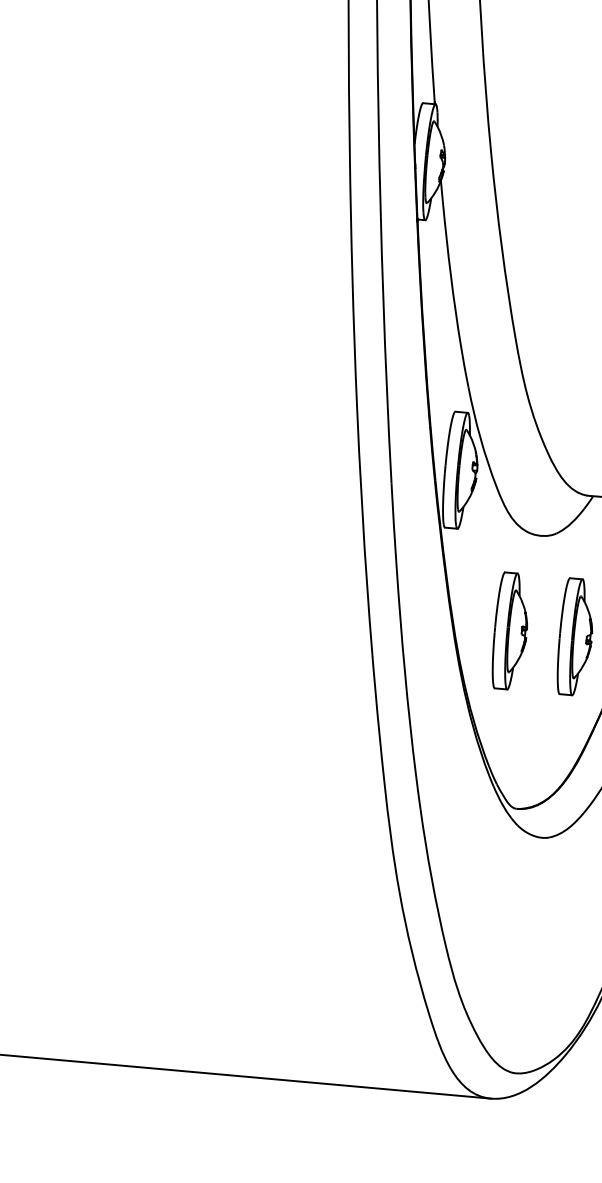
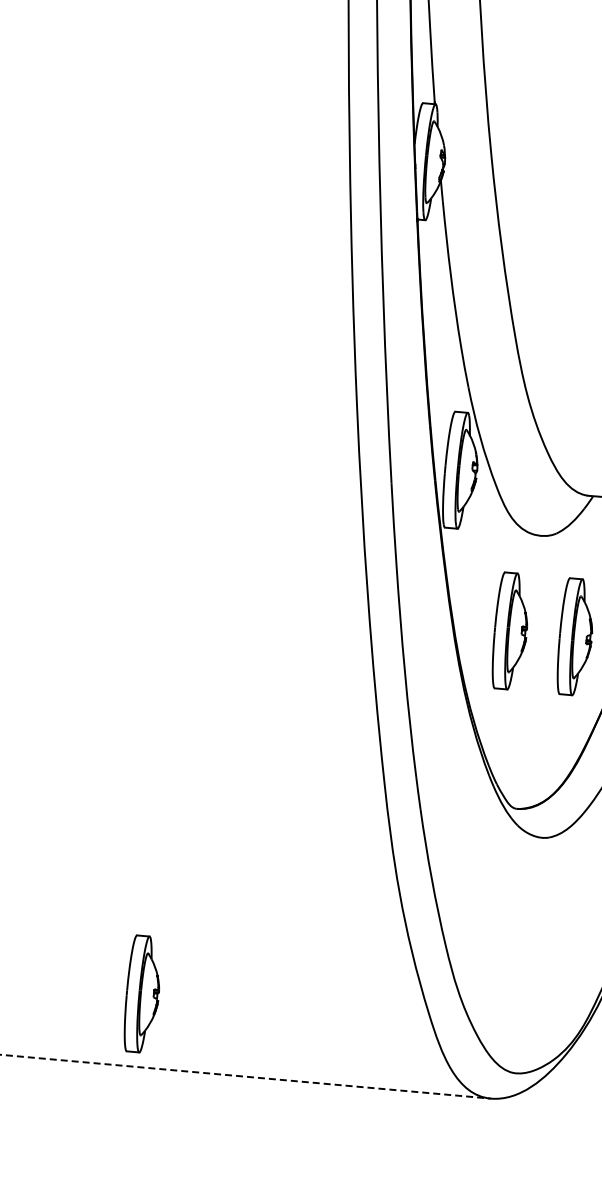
part: none -> present (141, 993)
line: solid -> dashed (245, 1076)
